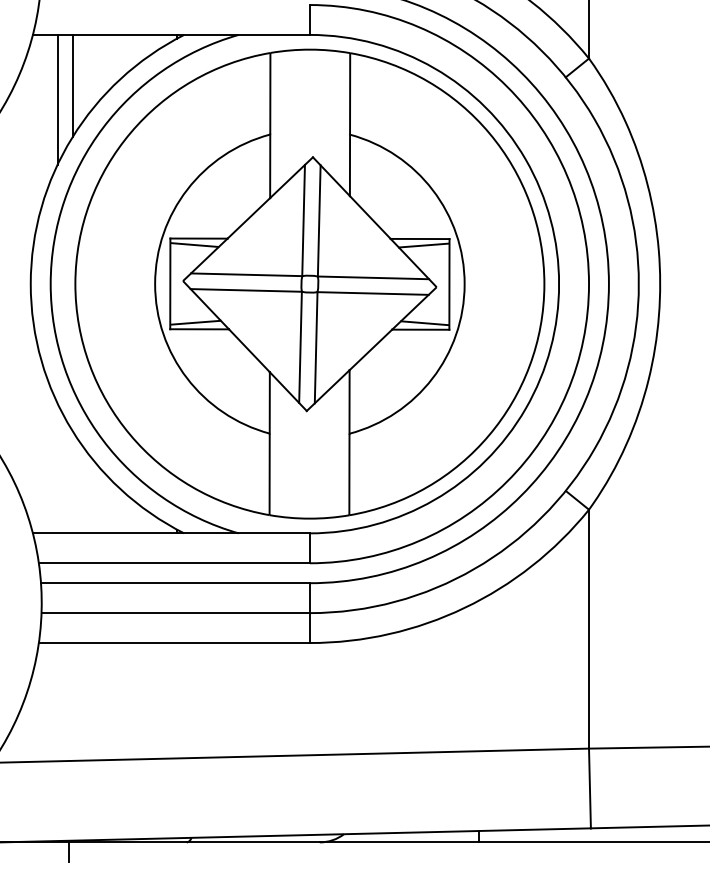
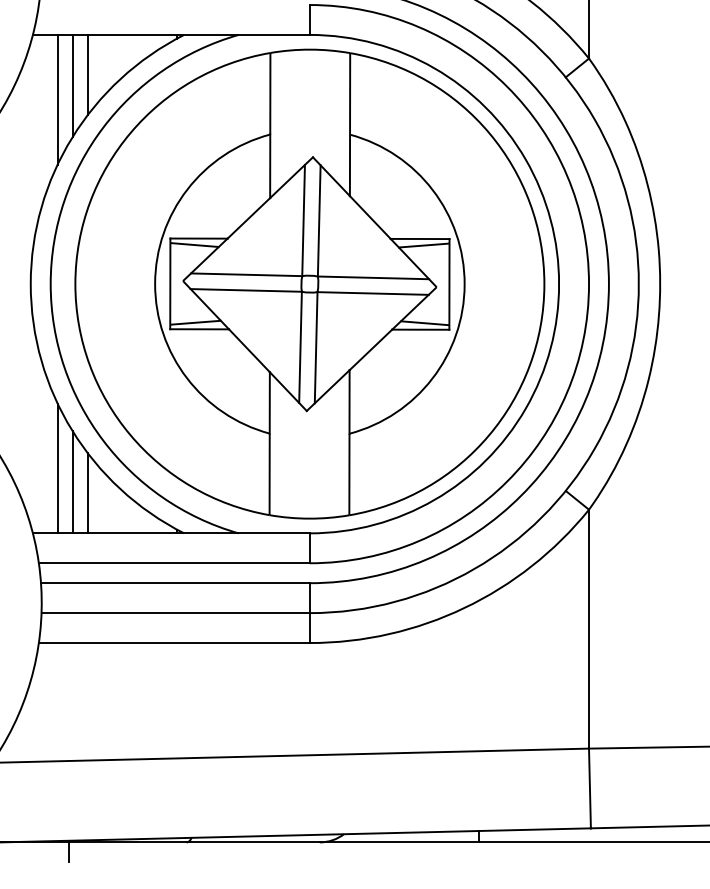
line: none -> present (87, 74)
line: none -> present (57, 468)
line: none -> present (72, 482)
line: none -> present (87, 492)
